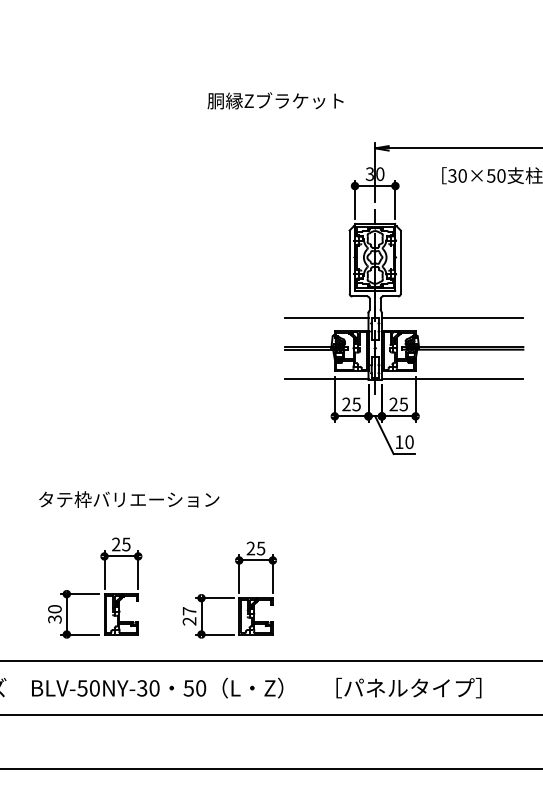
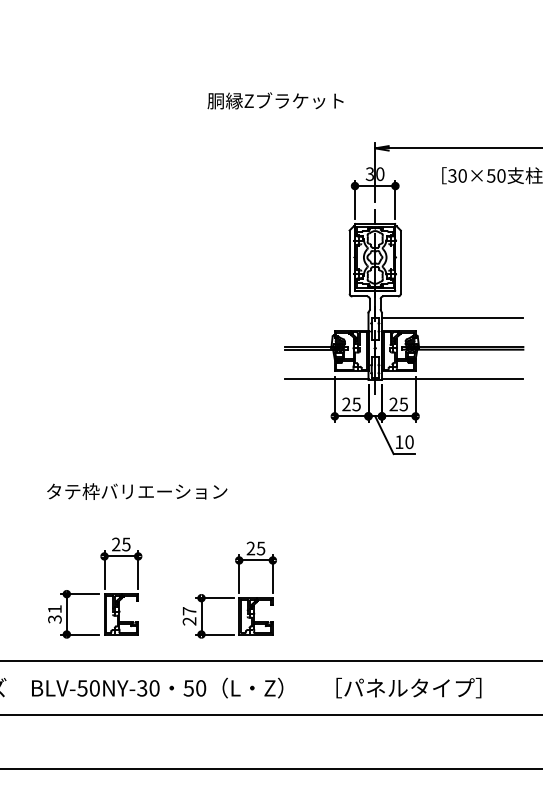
line: present -> none (326, 318)
text position: (129, 499) -> (137, 491) (137, 491)
text: 30 -> 31 (54, 609)
